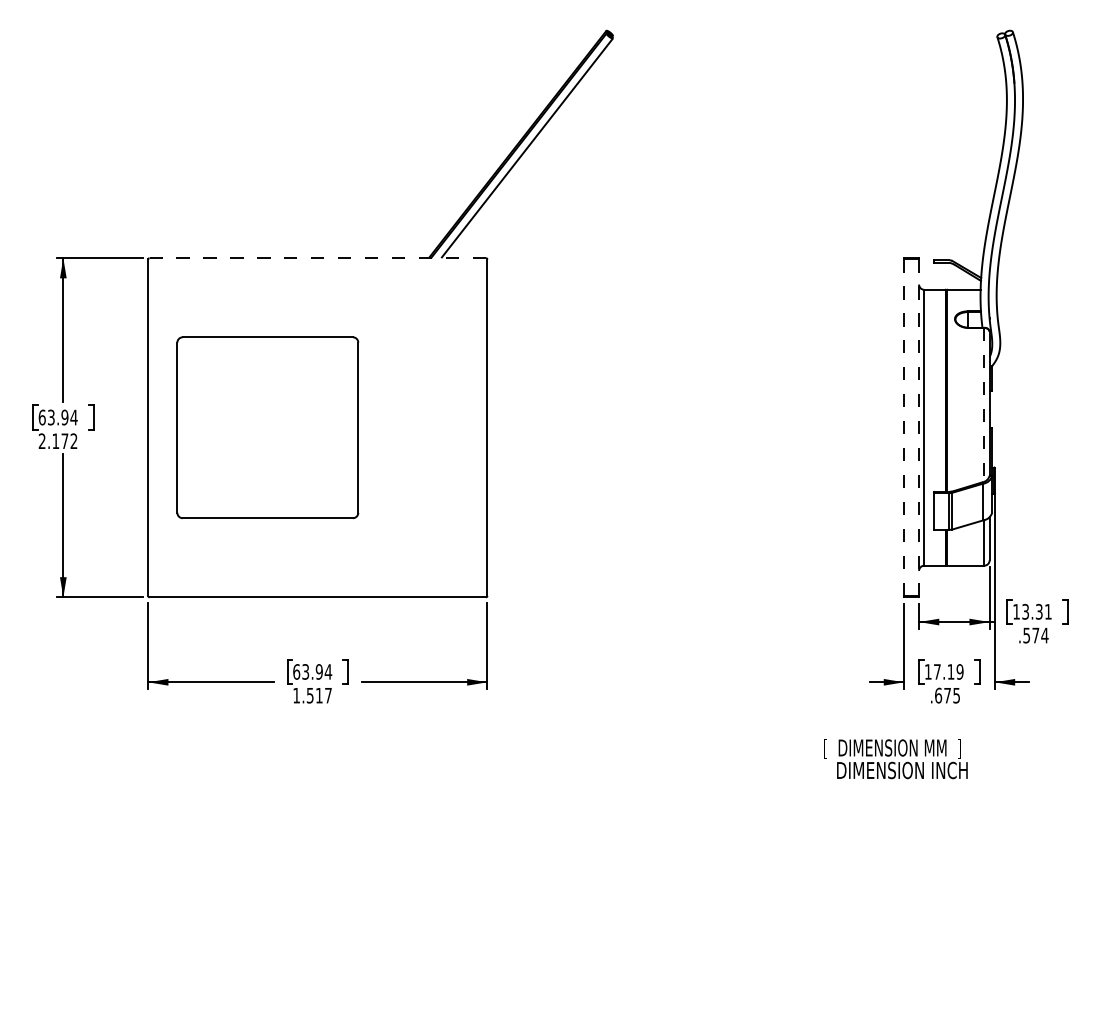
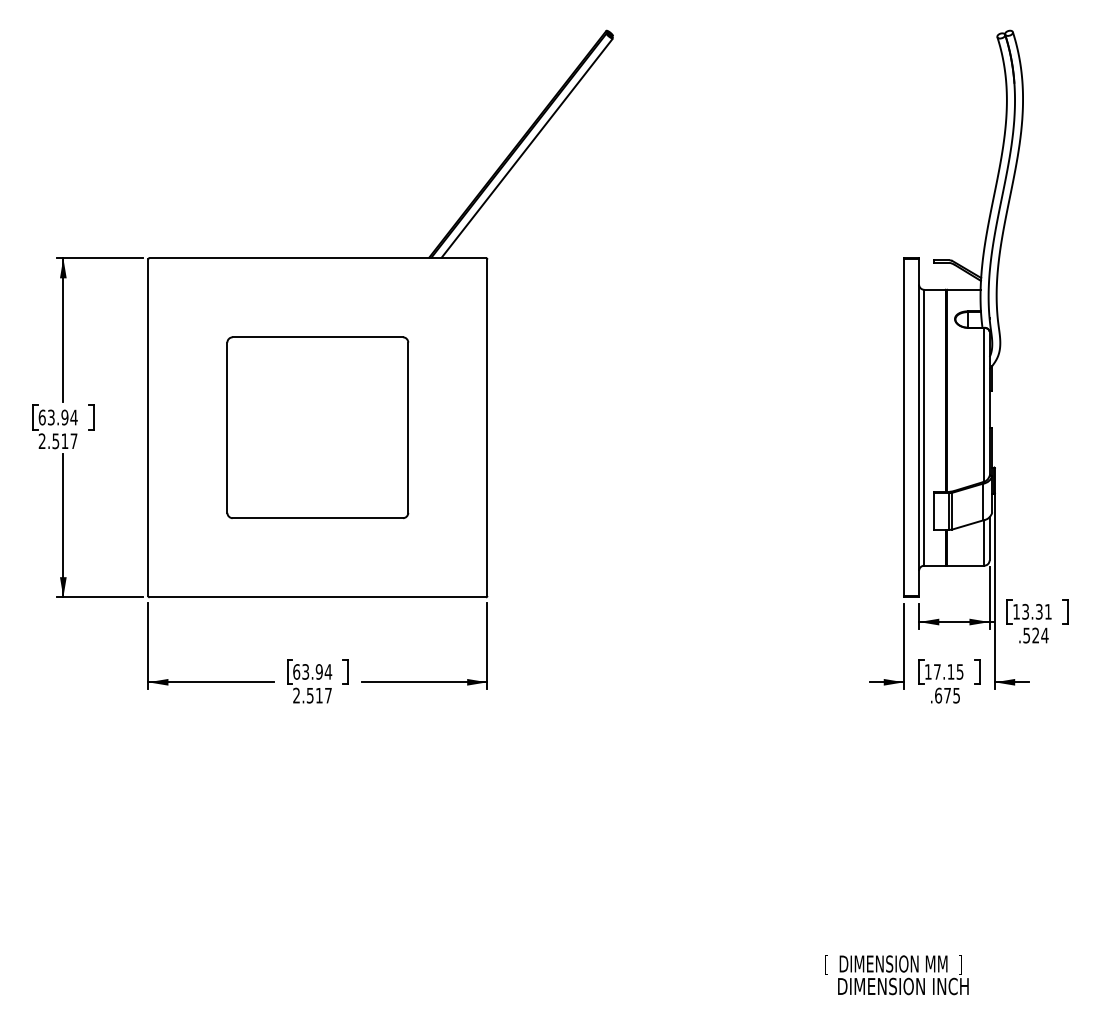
line: dashed -> solid (317, 258)
line: dashed -> solid (984, 404)
part position: (267, 427) -> (317, 427) (317, 427)
line: dashed -> solid (903, 427)
line: dashed -> solid (919, 427)
text: 2.172 -> 2.517 (64, 441)
text: .574 -> .524 (1035, 635)
text: 17.19 -> 17.15 (959, 671)
text: 1.517 -> 2.517 (296, 695)
text position: (895, 759) -> (896, 975) (896, 975)
